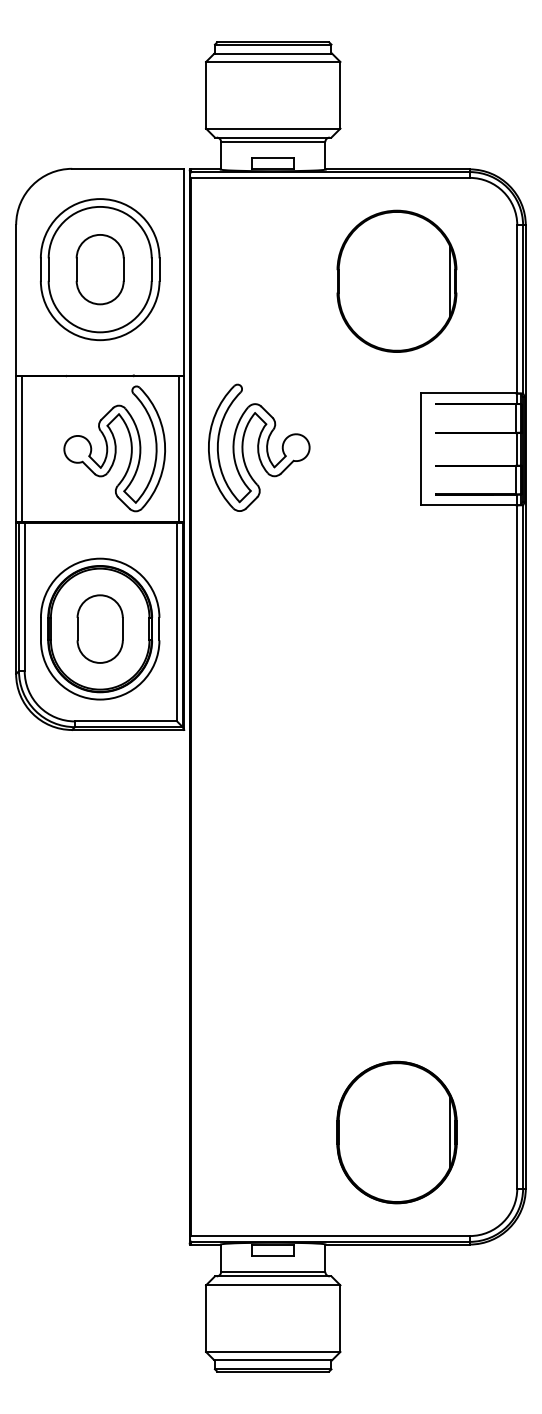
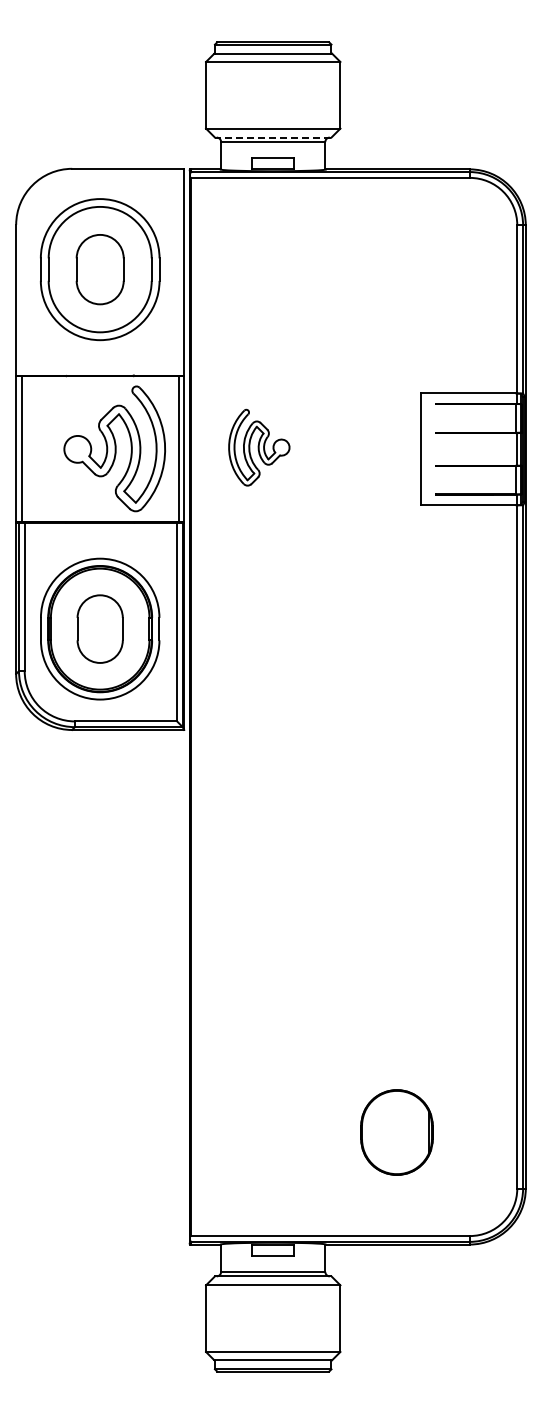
line: solid -> dashed (272, 137)
part: present -> none (396, 280)
part size: 103x129 px -> 63x79 px (259, 447)
part size: 122x145 px -> 74x87 px (396, 1132)
